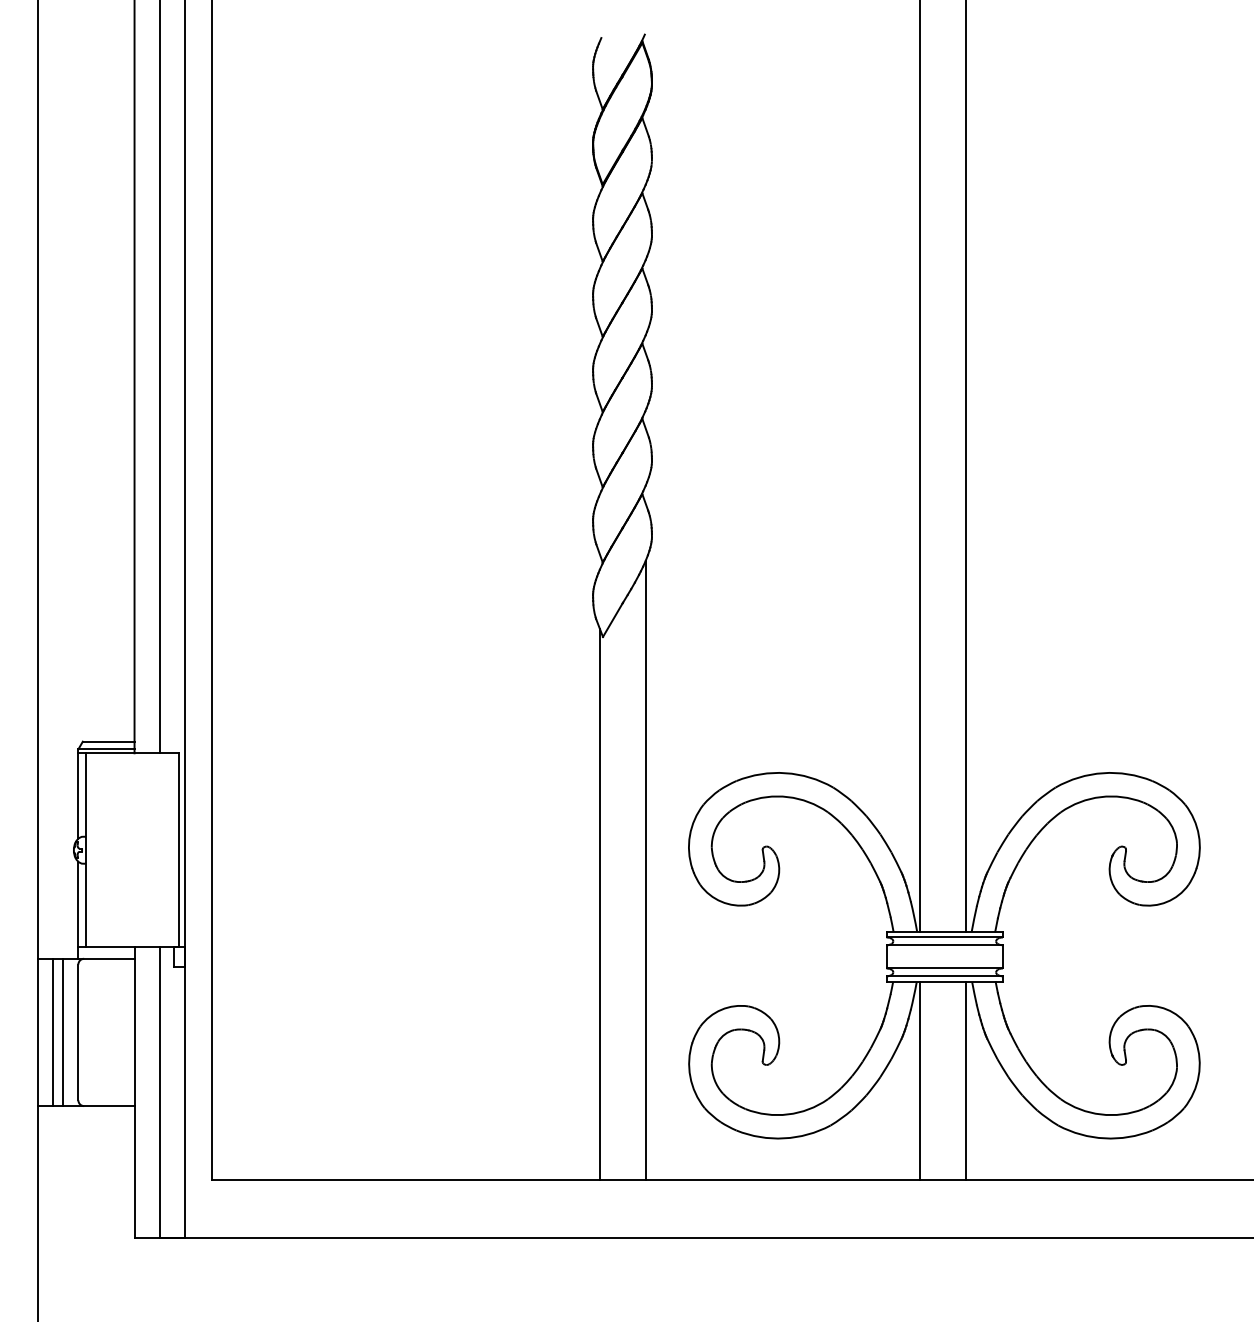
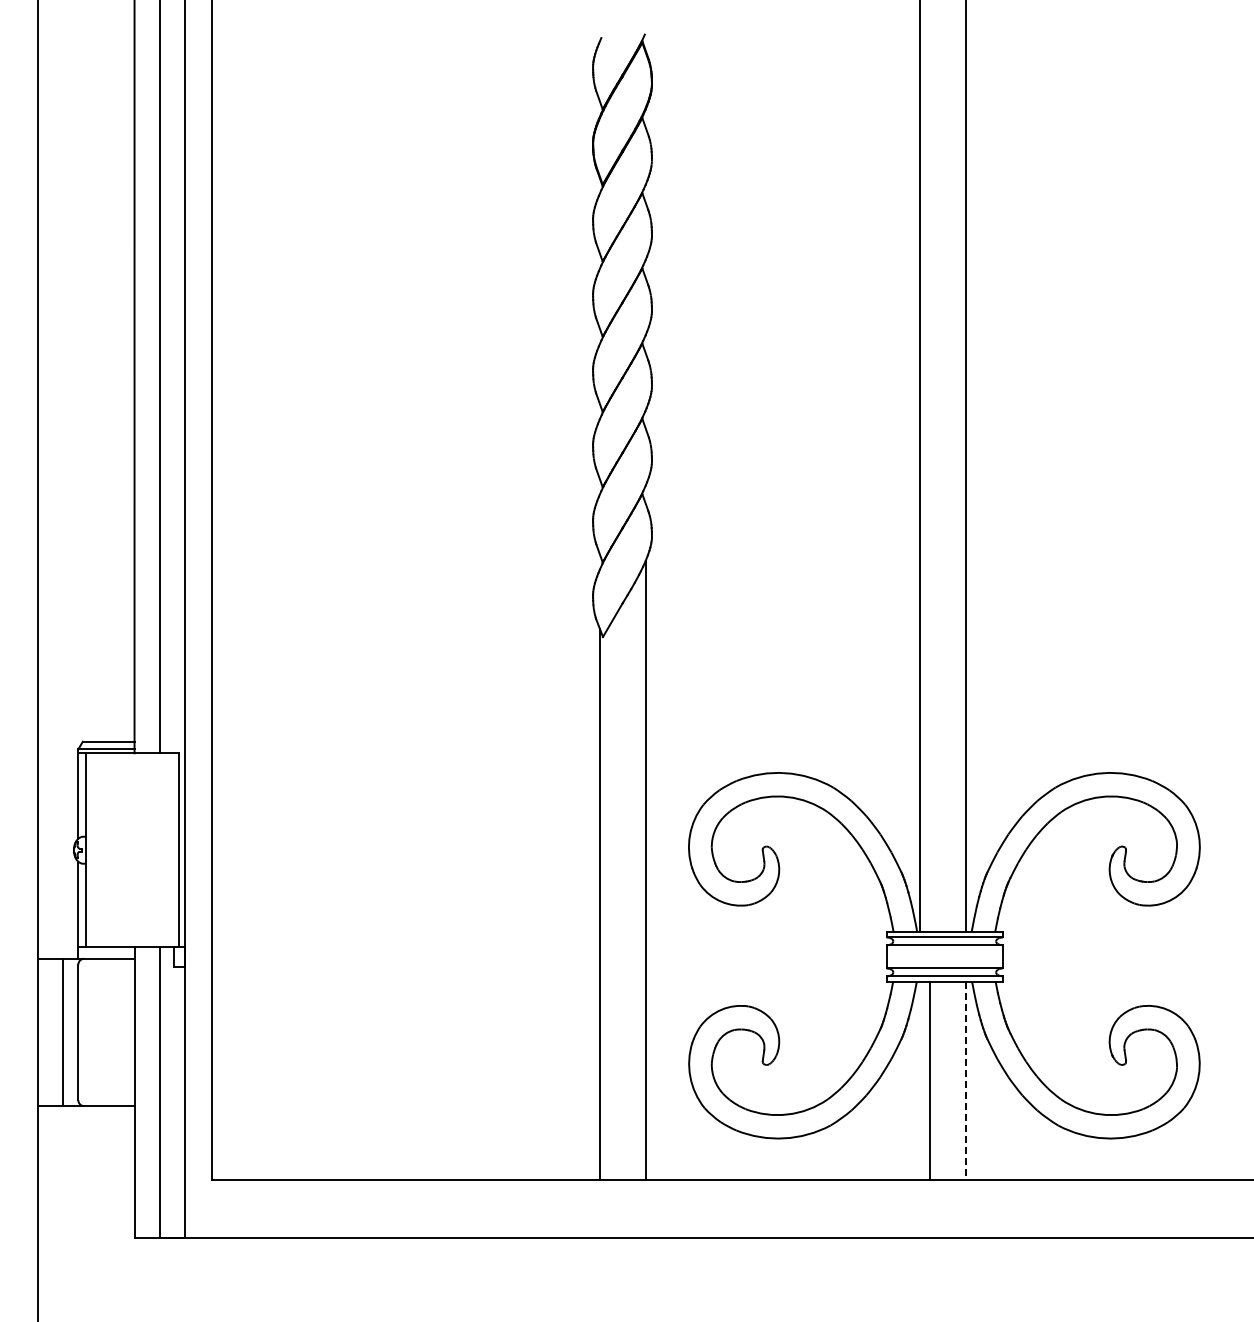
line: present -> none (53, 1032)
line position: (919, 1080) -> (929, 1080) (929, 1080)
line: solid -> dashed (966, 1080)
